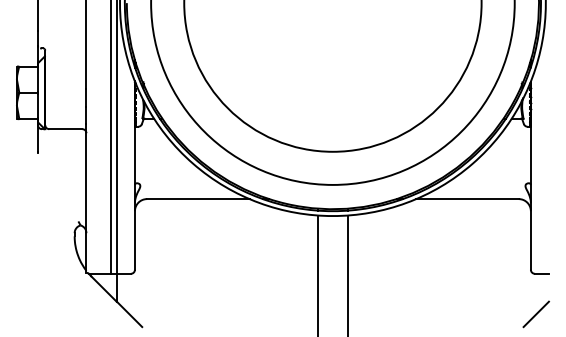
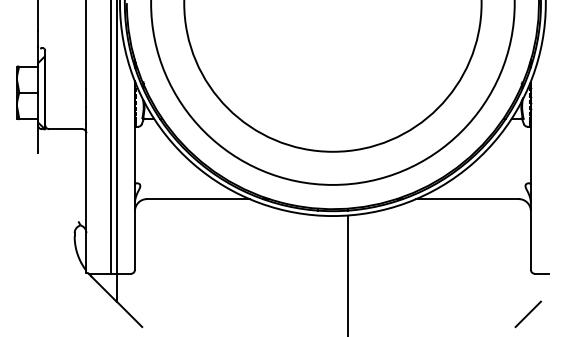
line: present -> none (317, 274)
line position: (535, 314) -> (527, 314) (527, 314)
